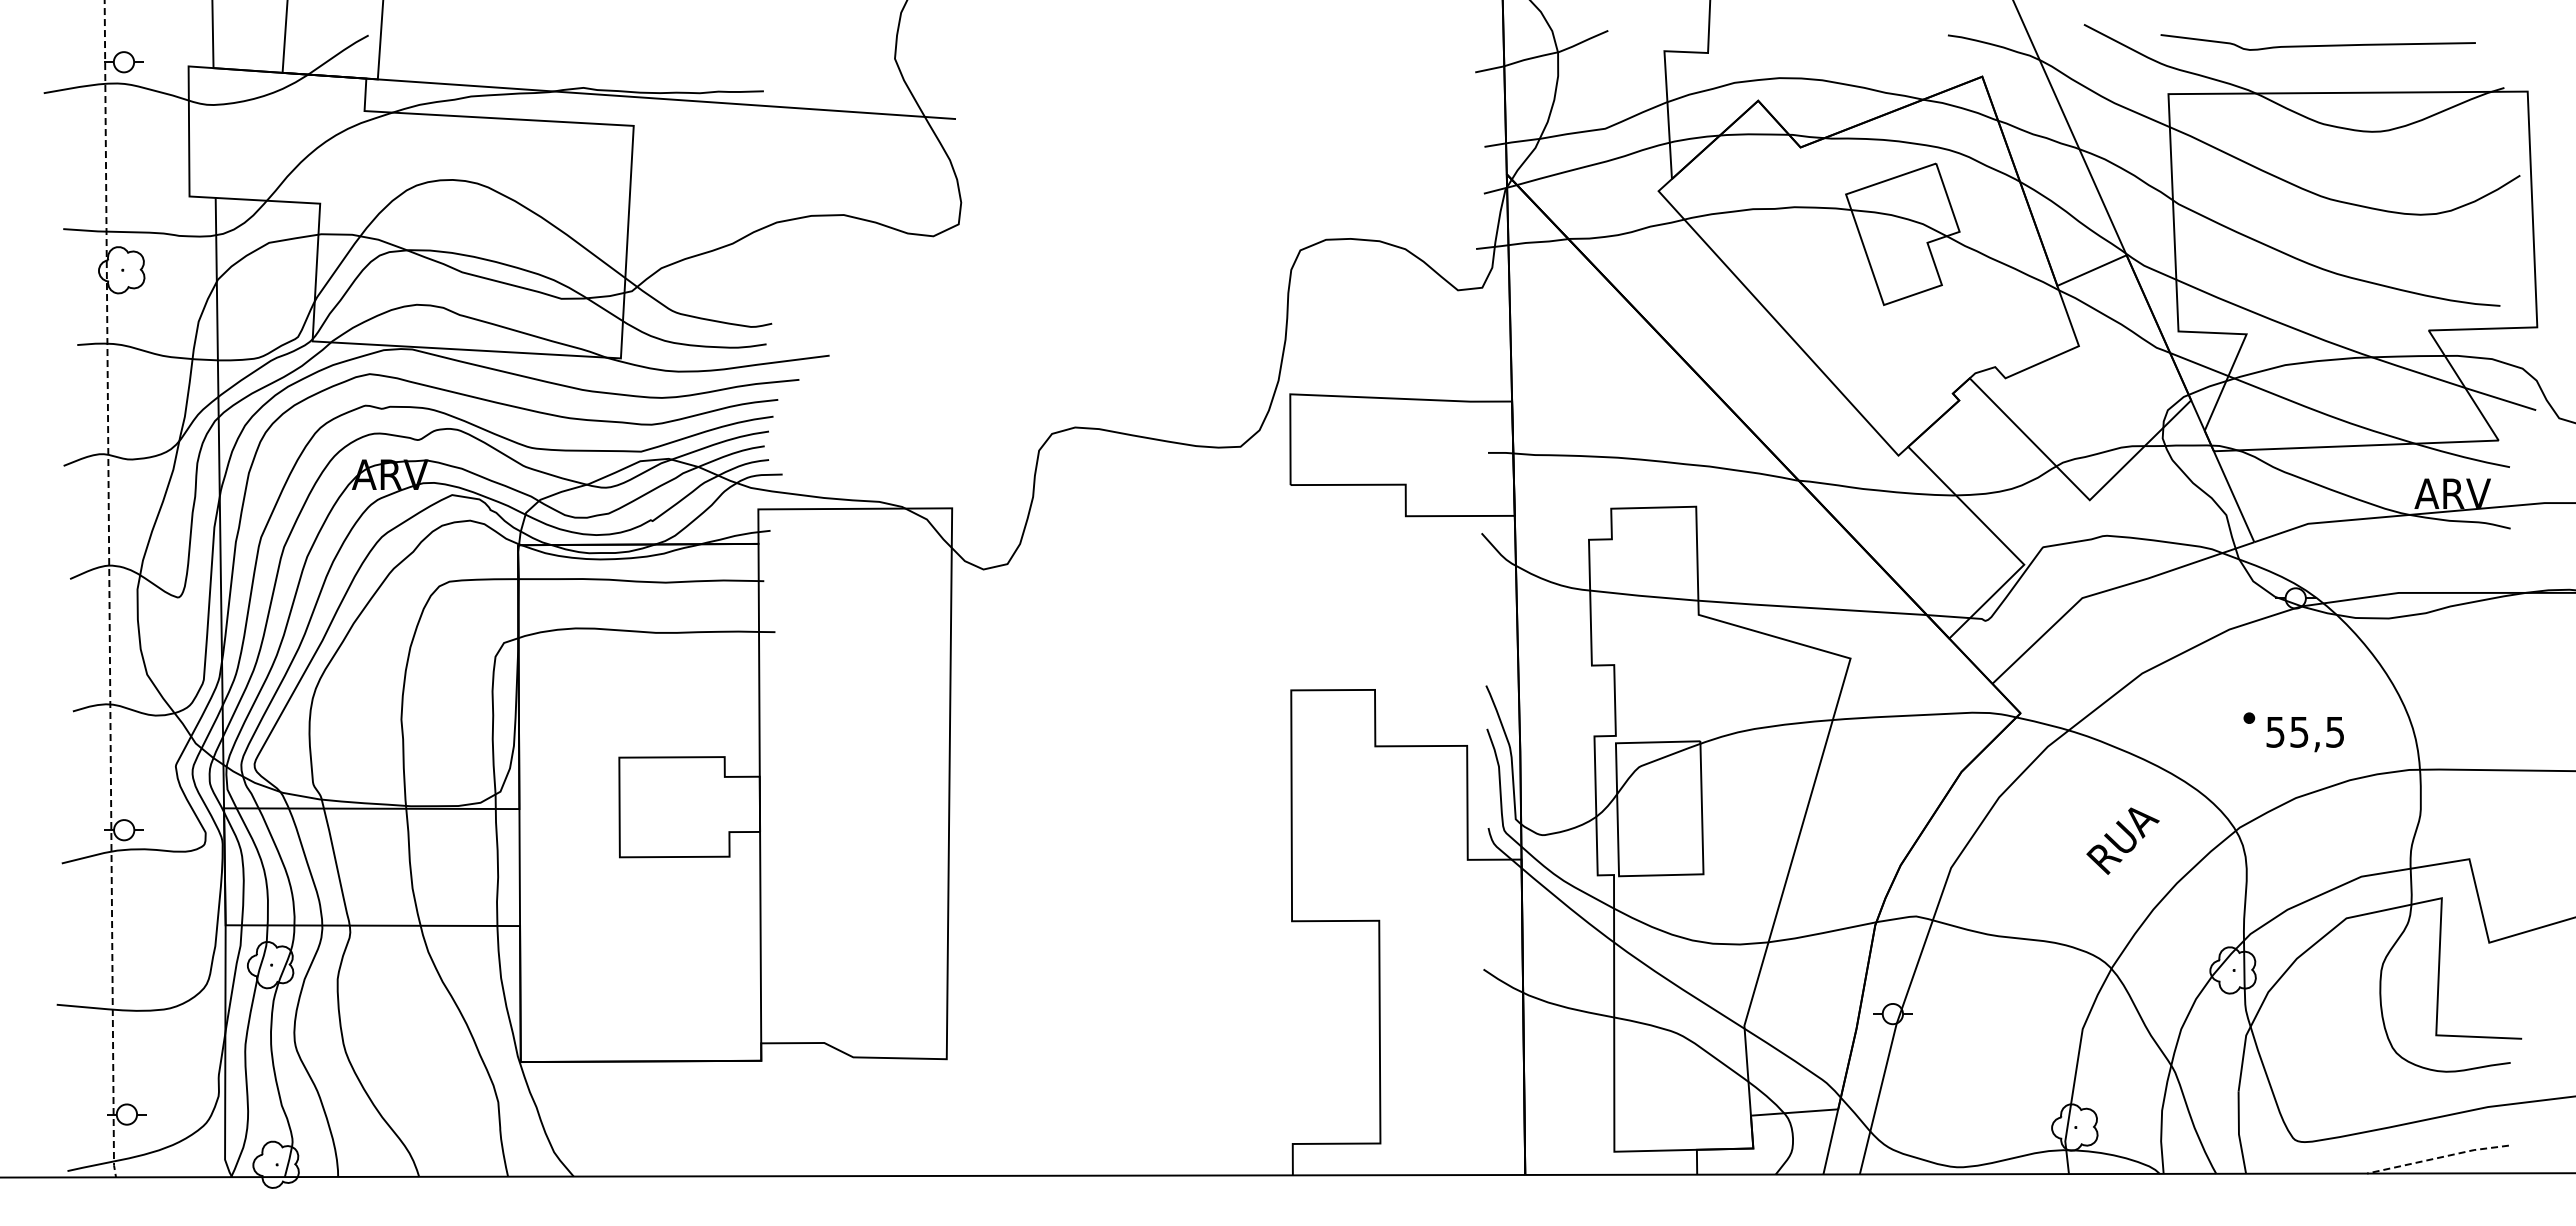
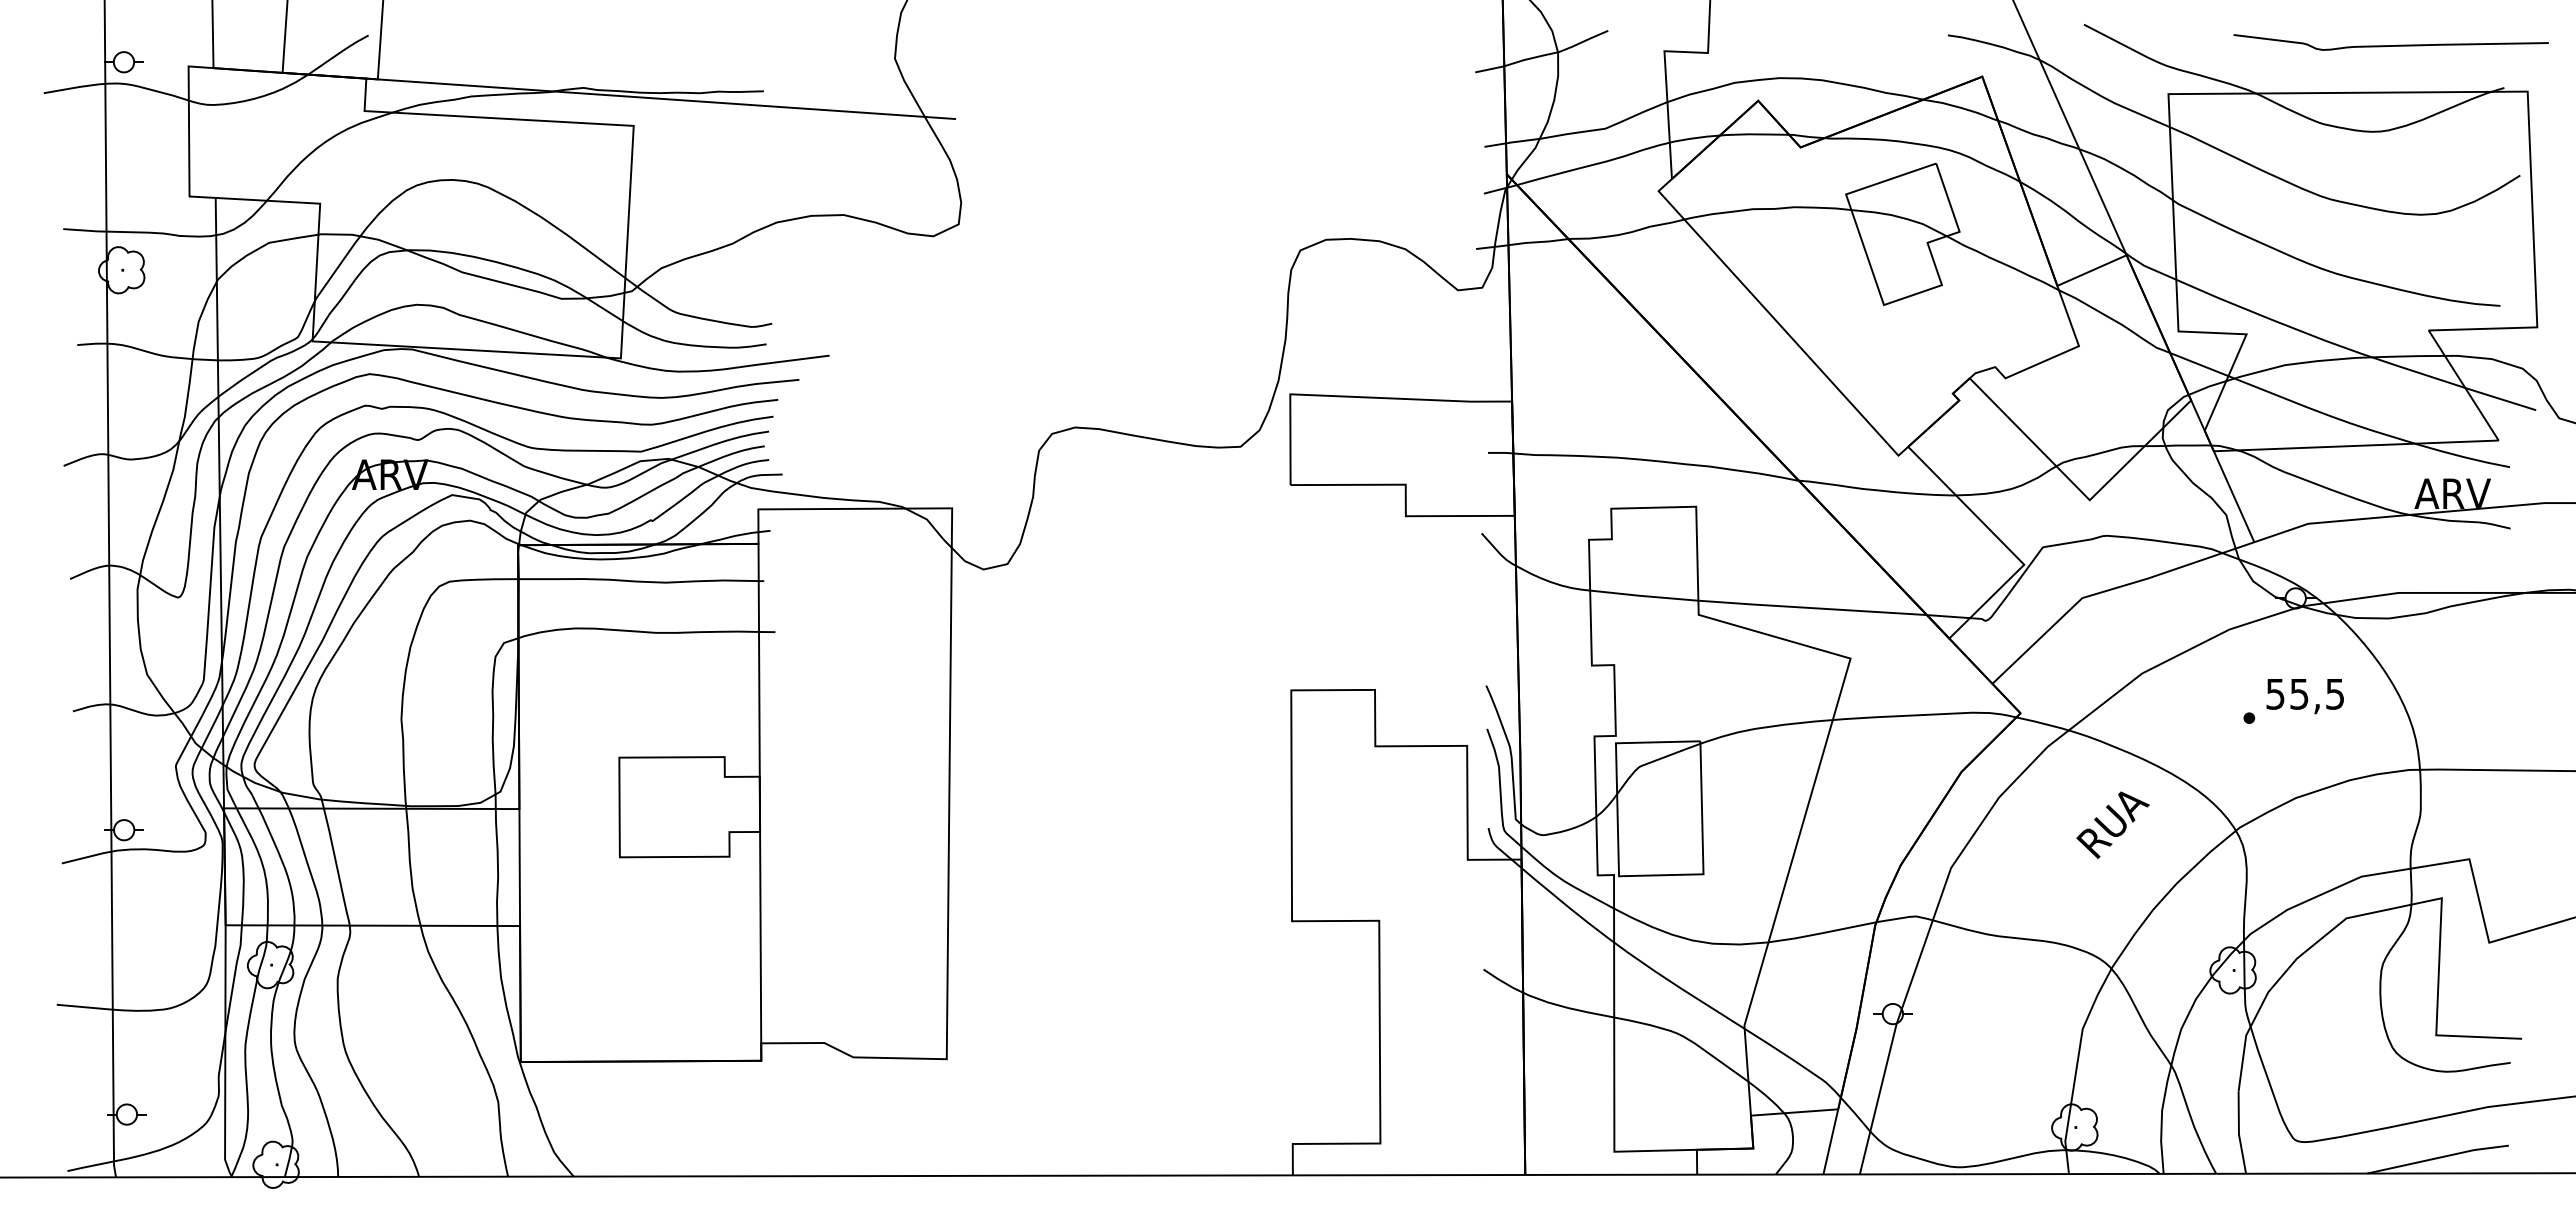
curve position: (2317, 45) -> (2390, 45) (2390, 45)
line: dashed -> solid (109, 590)
text position: (2304, 734) -> (2304, 696) (2304, 696)
text position: (2122, 840) -> (2112, 824) (2112, 824)
line: dashed -> solid (2438, 1157)
